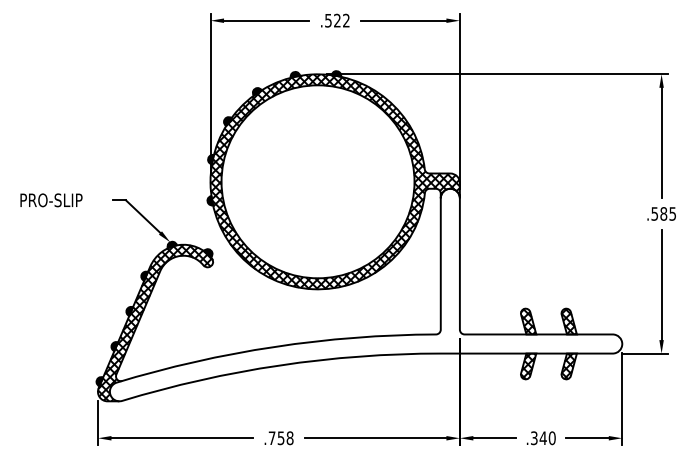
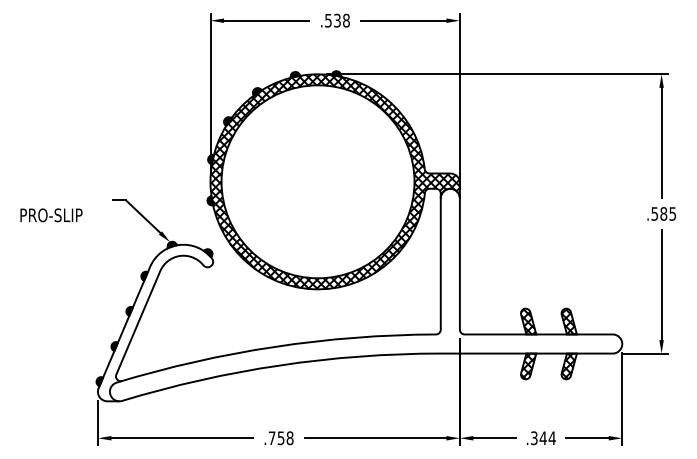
text: .522 -> .538 (341, 20)
text position: (51, 200) -> (51, 215) (51, 215)
hatch: present -> none (155, 322)
text: .340 -> .344 (551, 438)
